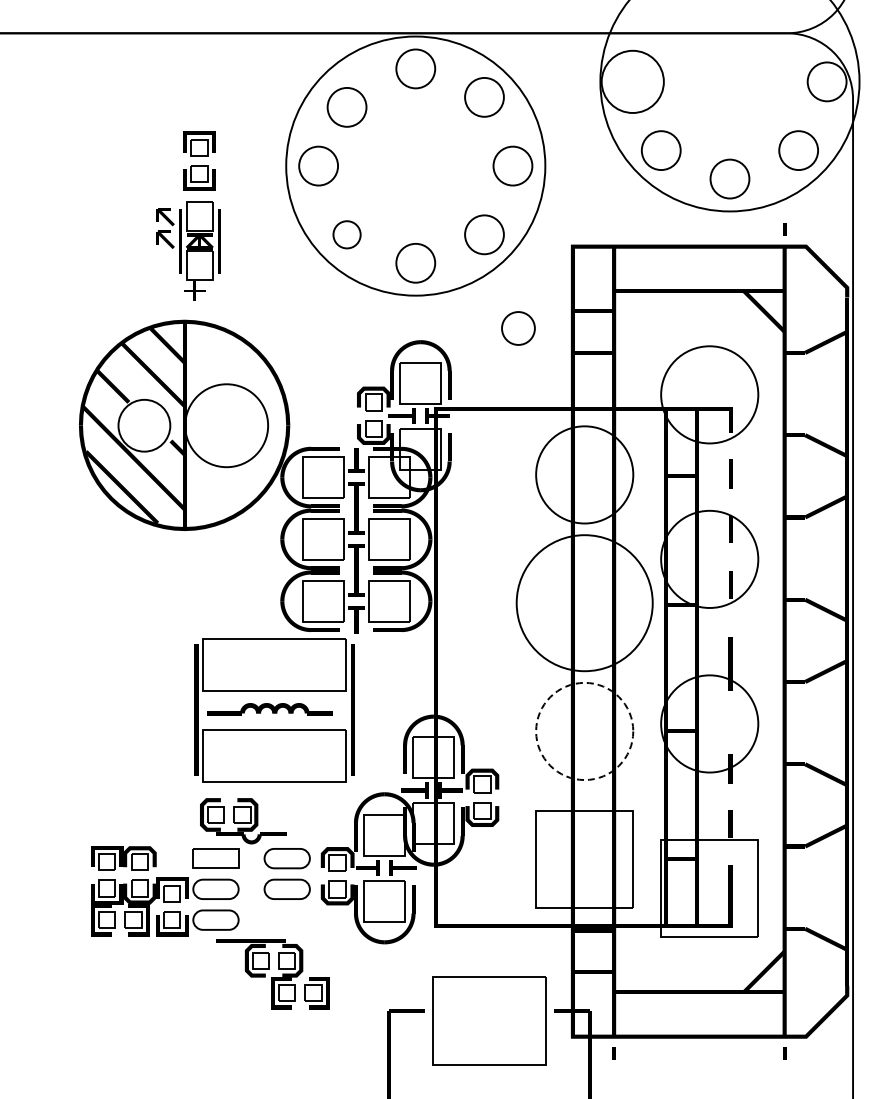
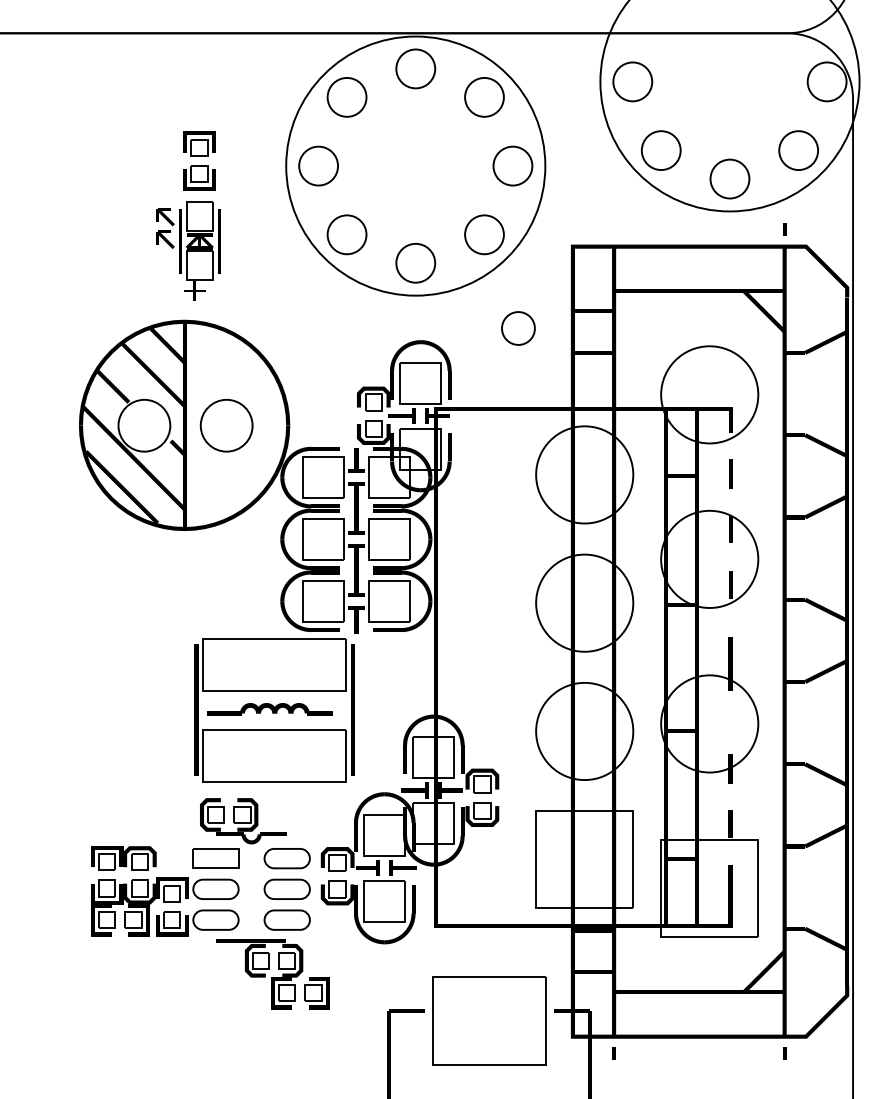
circle diameter: 62 px -> 39 px (632, 81)
circle position: (346, 107) -> (346, 97) (346, 97)
circle diameter: 27 px -> 39 px (346, 234)
circle diameter: 83 px -> 52 px (226, 425)
circle diameter: 136 px -> 97 px (584, 602)
circle: dashed -> solid (584, 731)
part: none -> present (286, 919)
